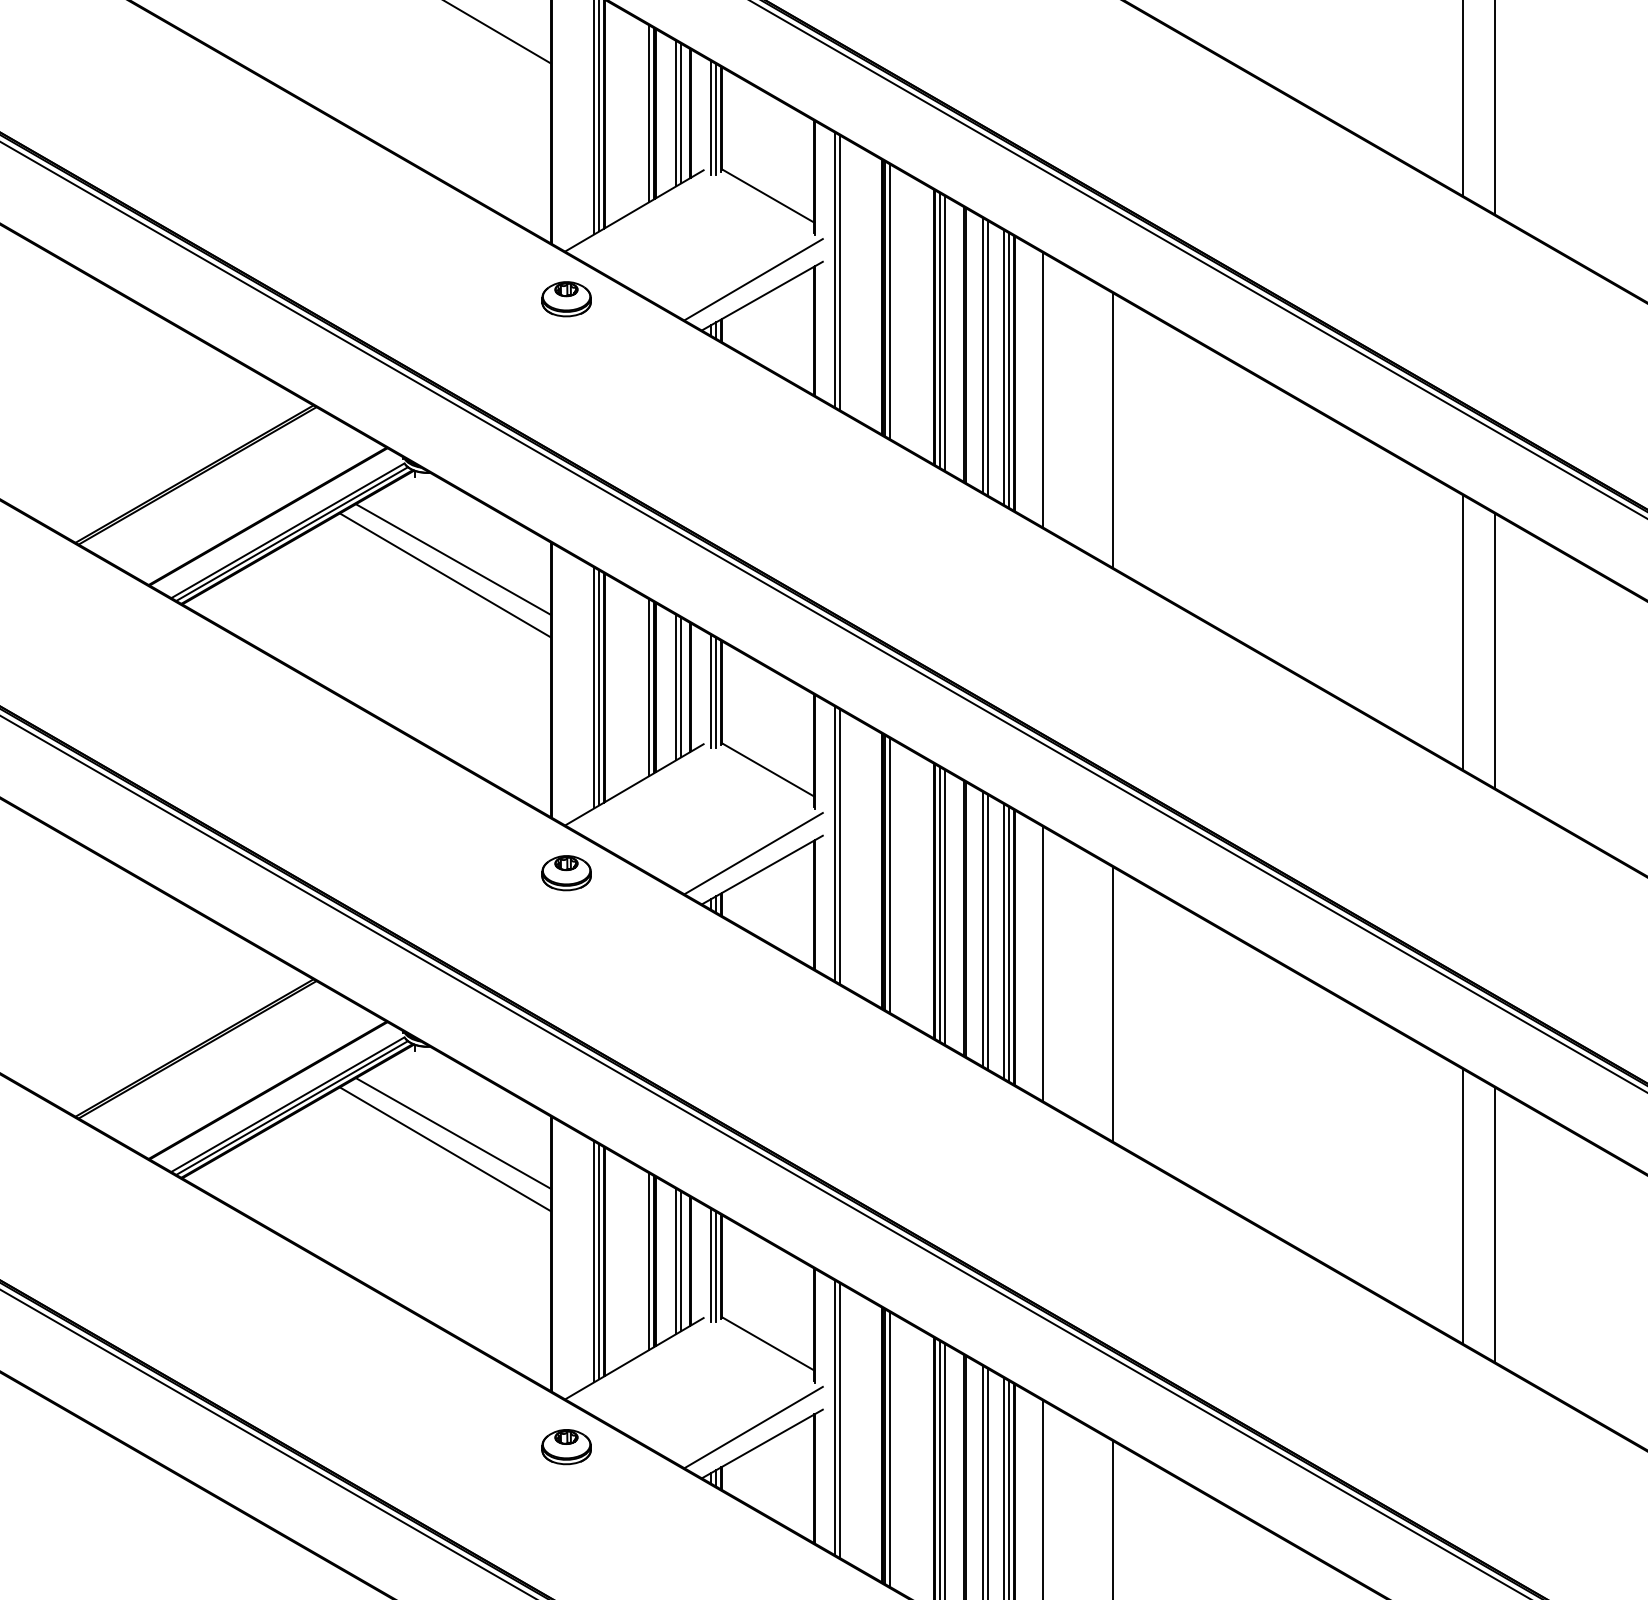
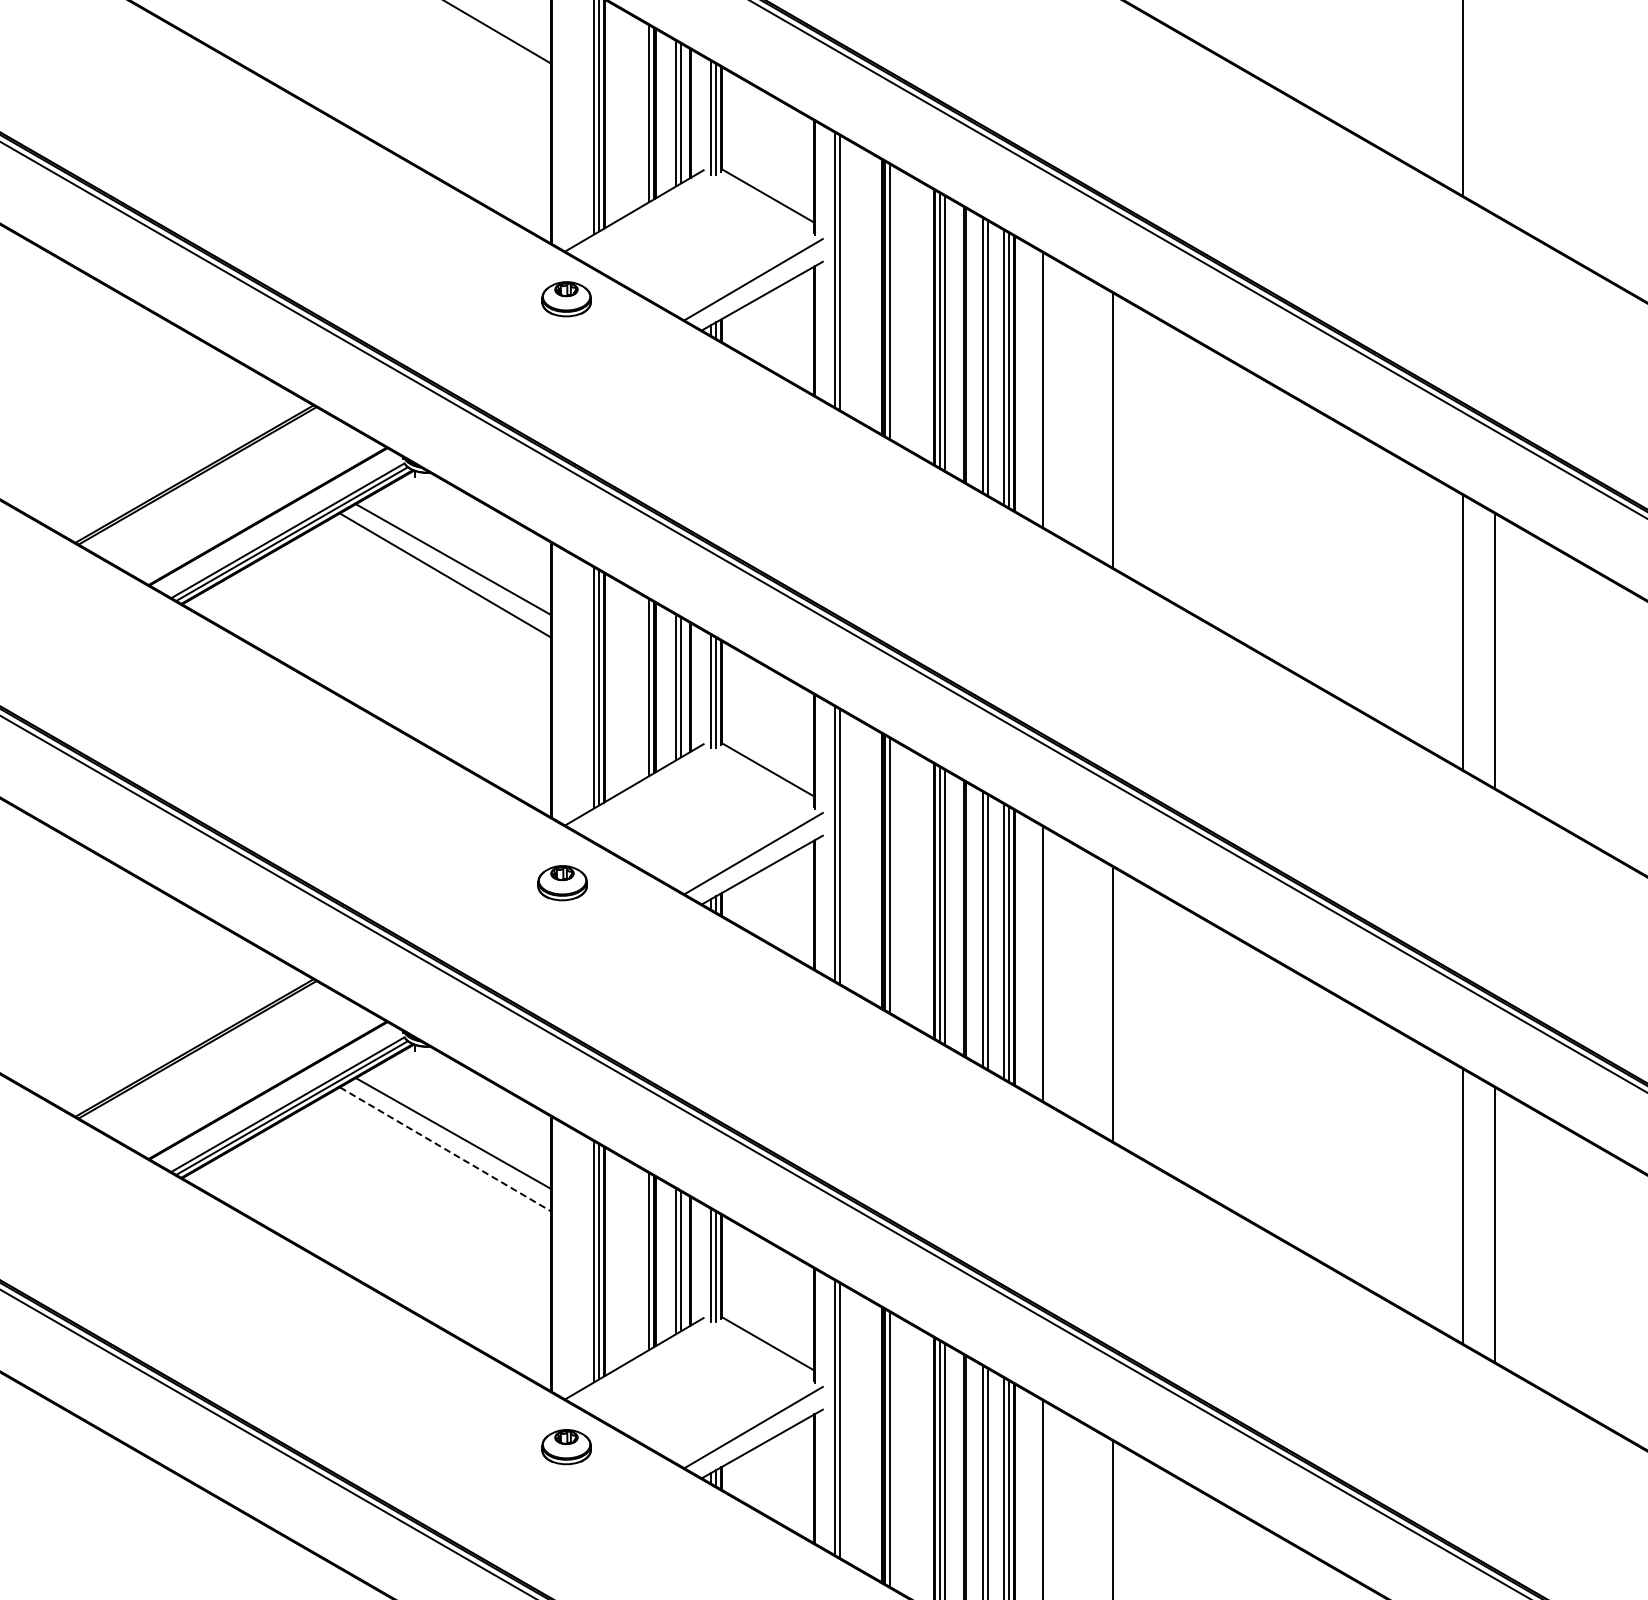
line: present -> none (1494, 108)
part position: (566, 873) -> (562, 883) (562, 883)
line: solid -> dashed (445, 1149)
